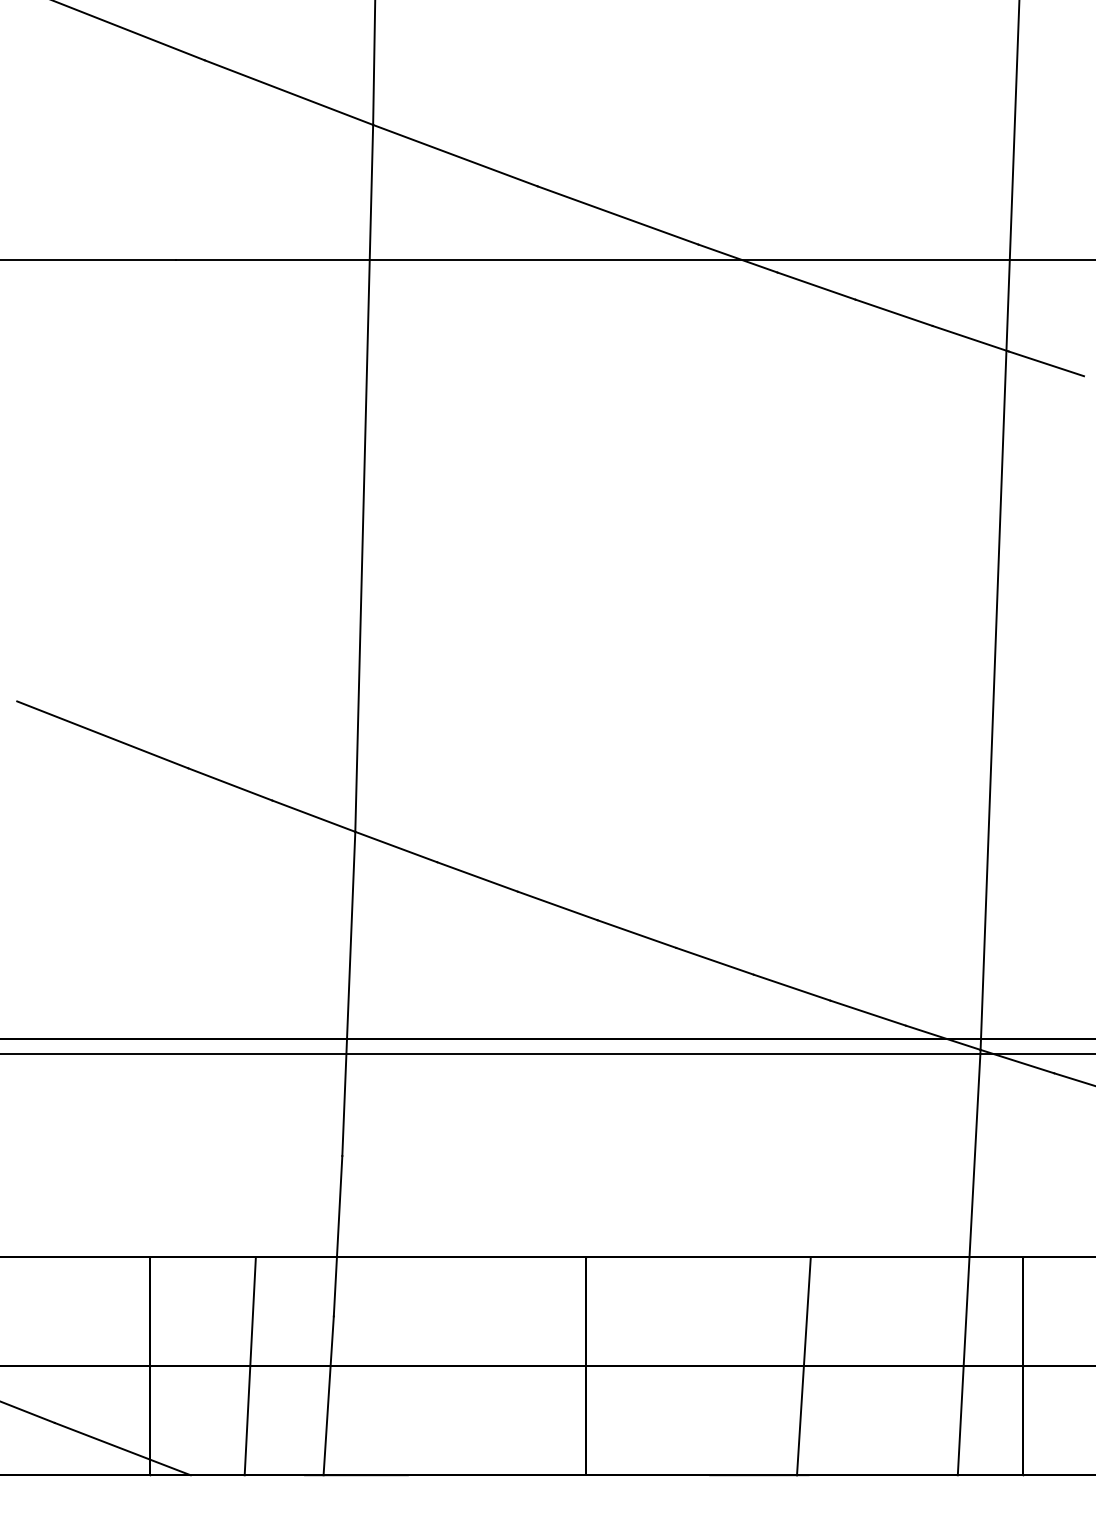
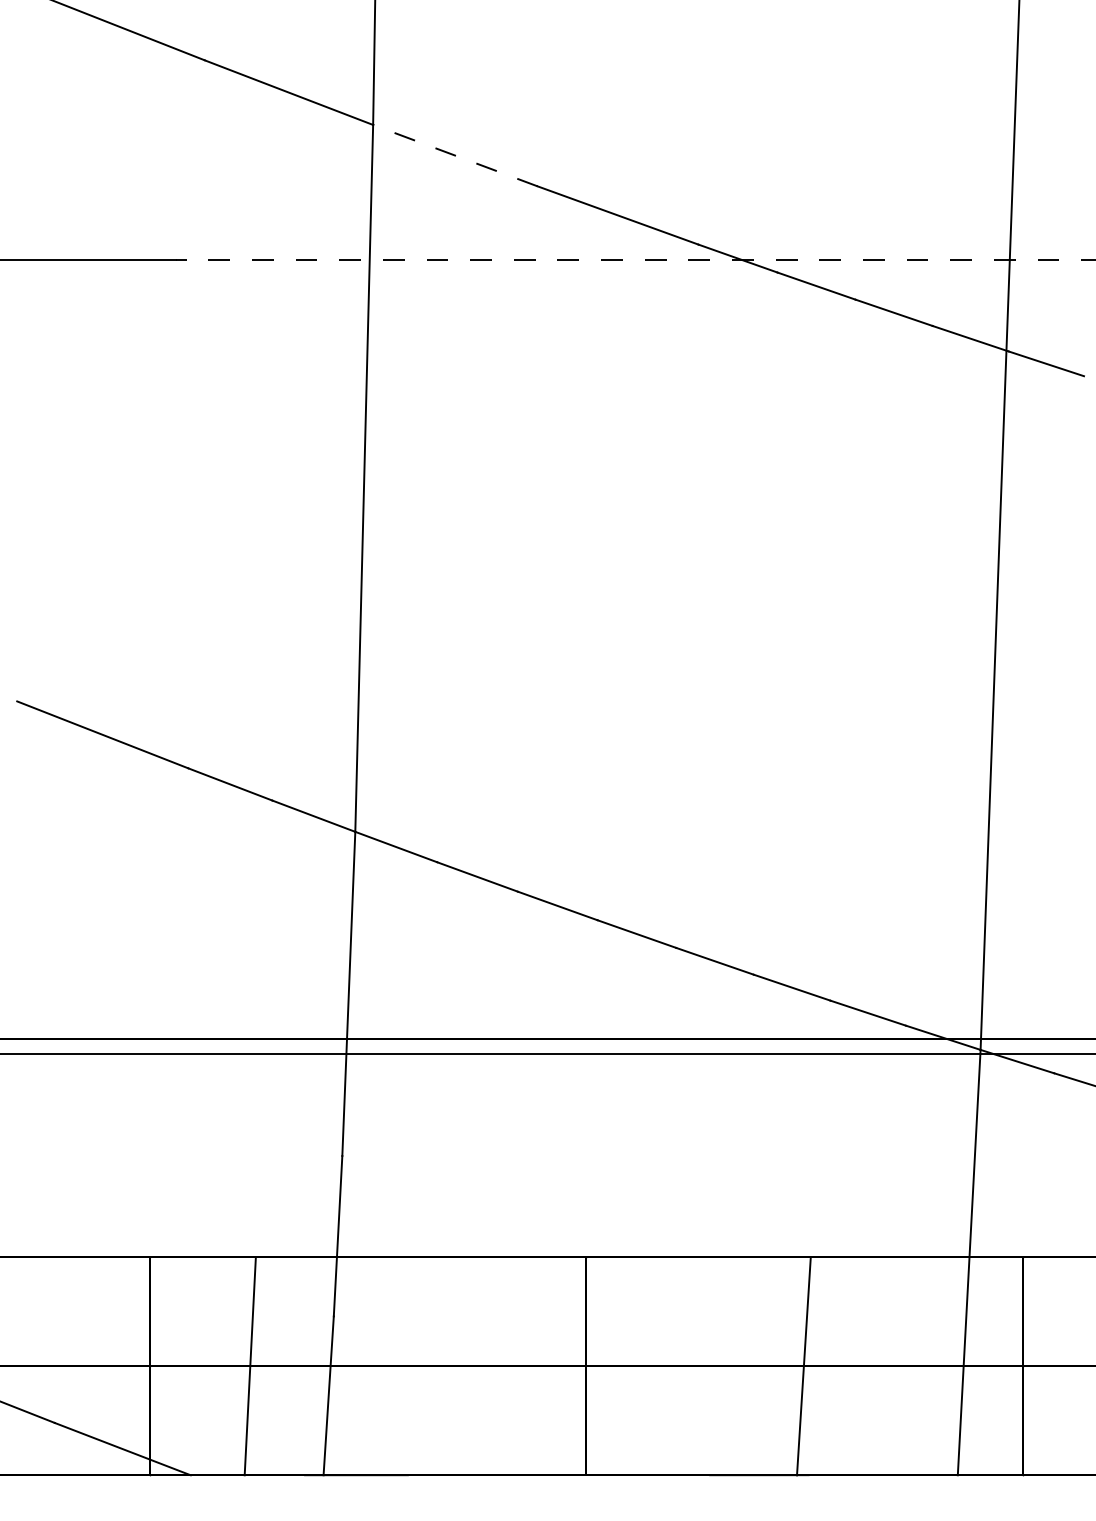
line: solid -> dashed (455, 155)
line: solid -> dashed (636, 259)
